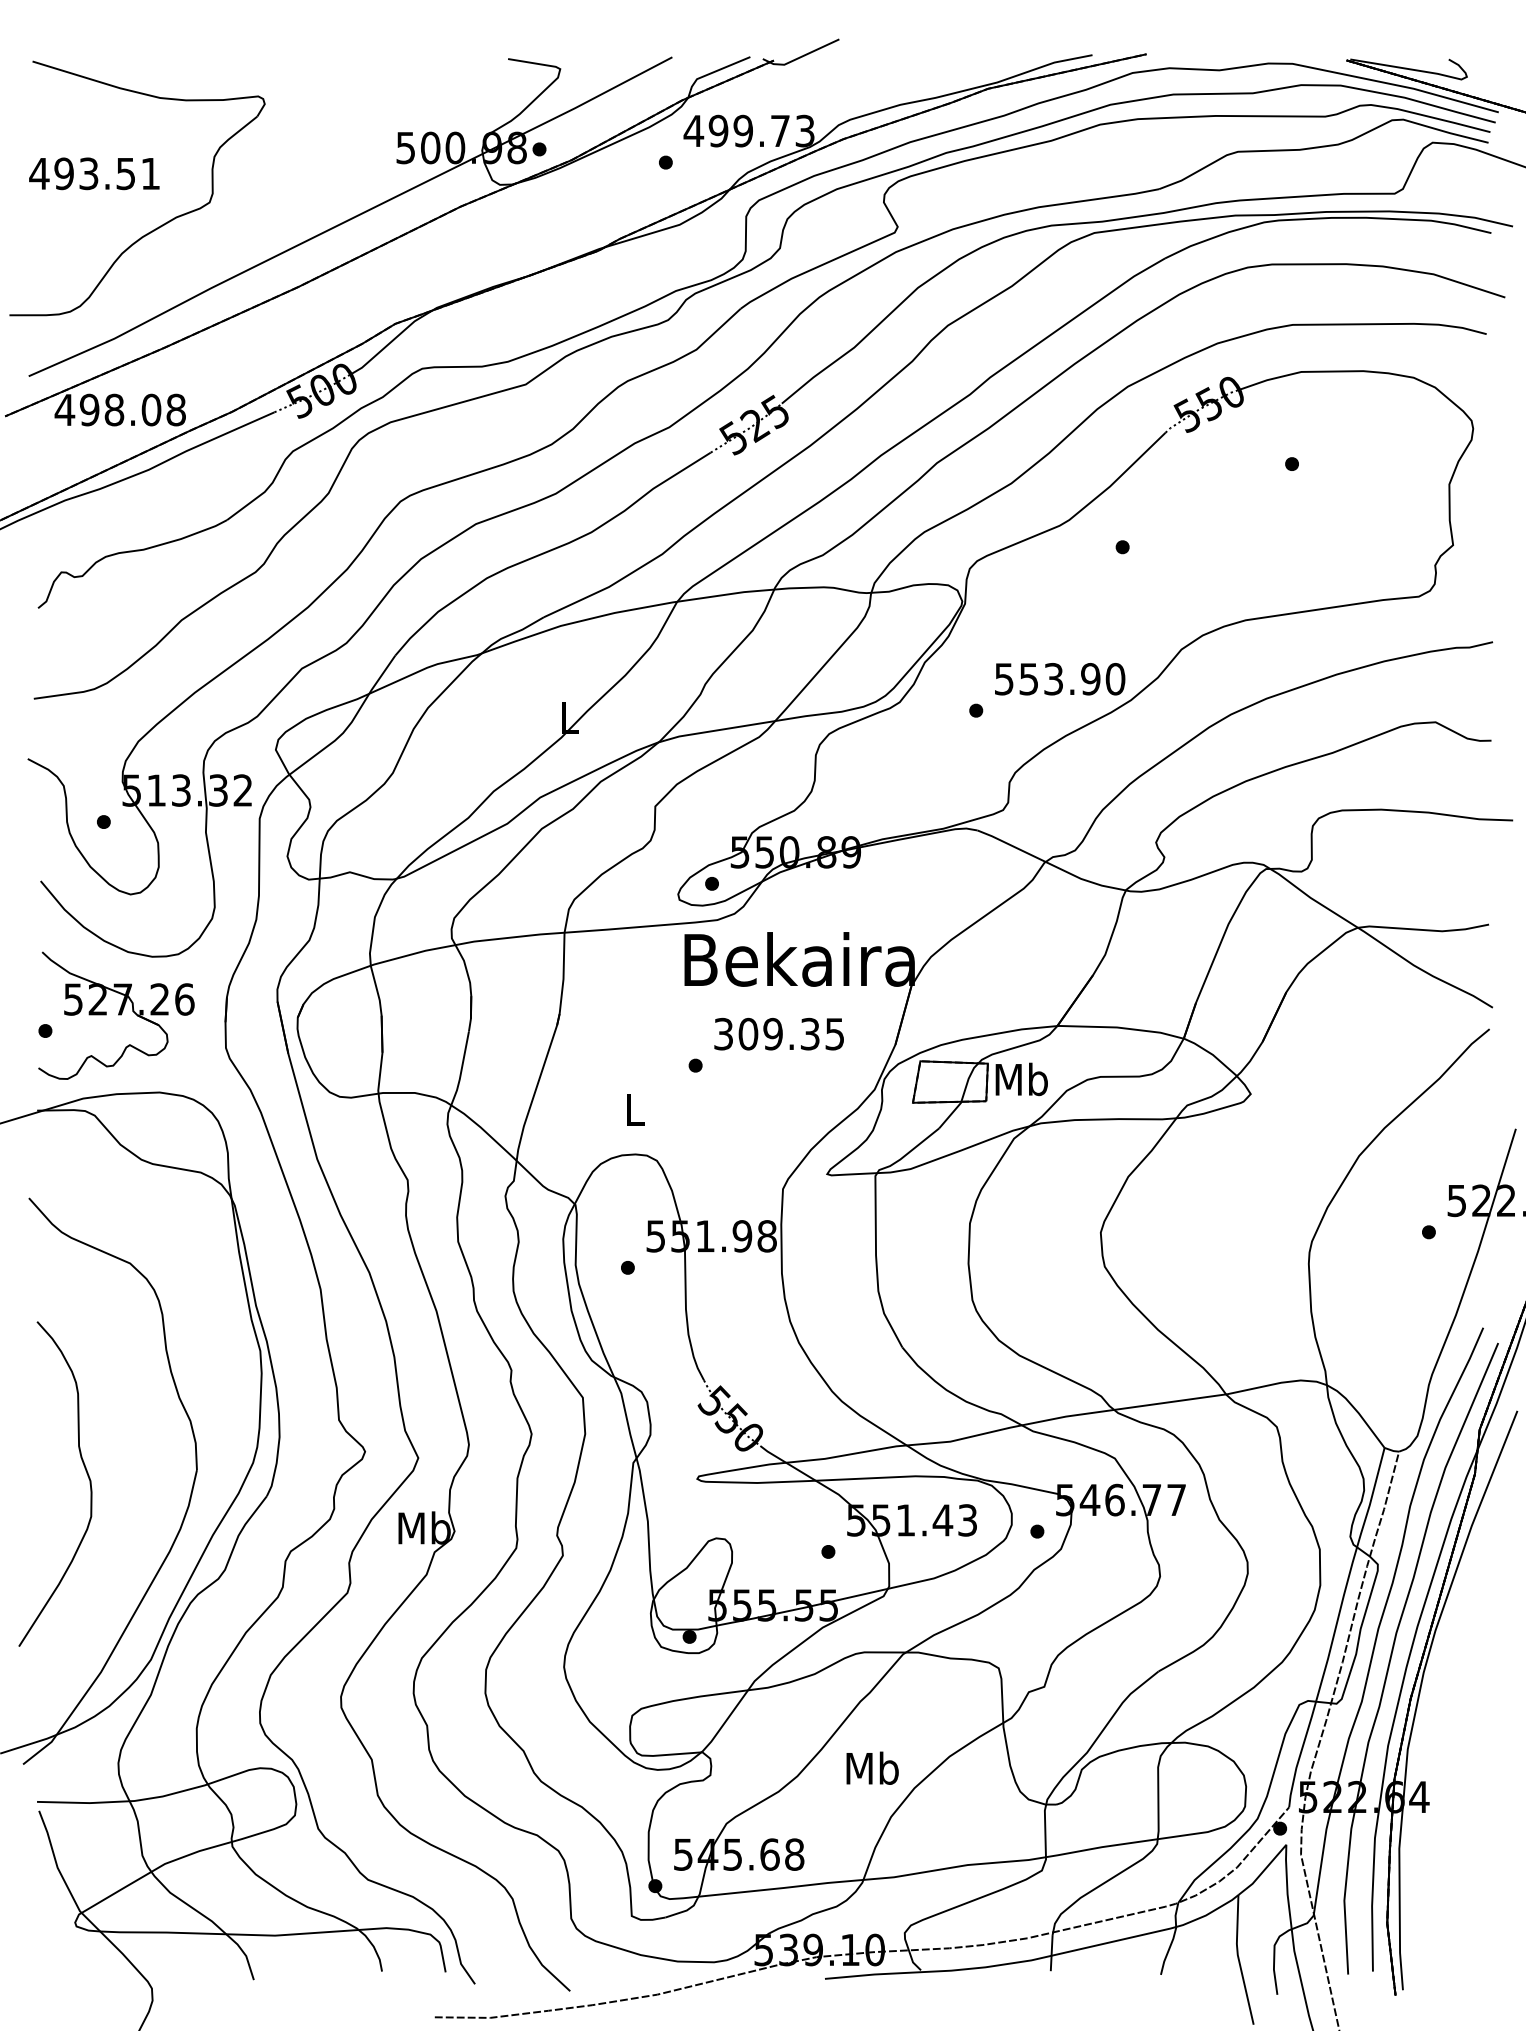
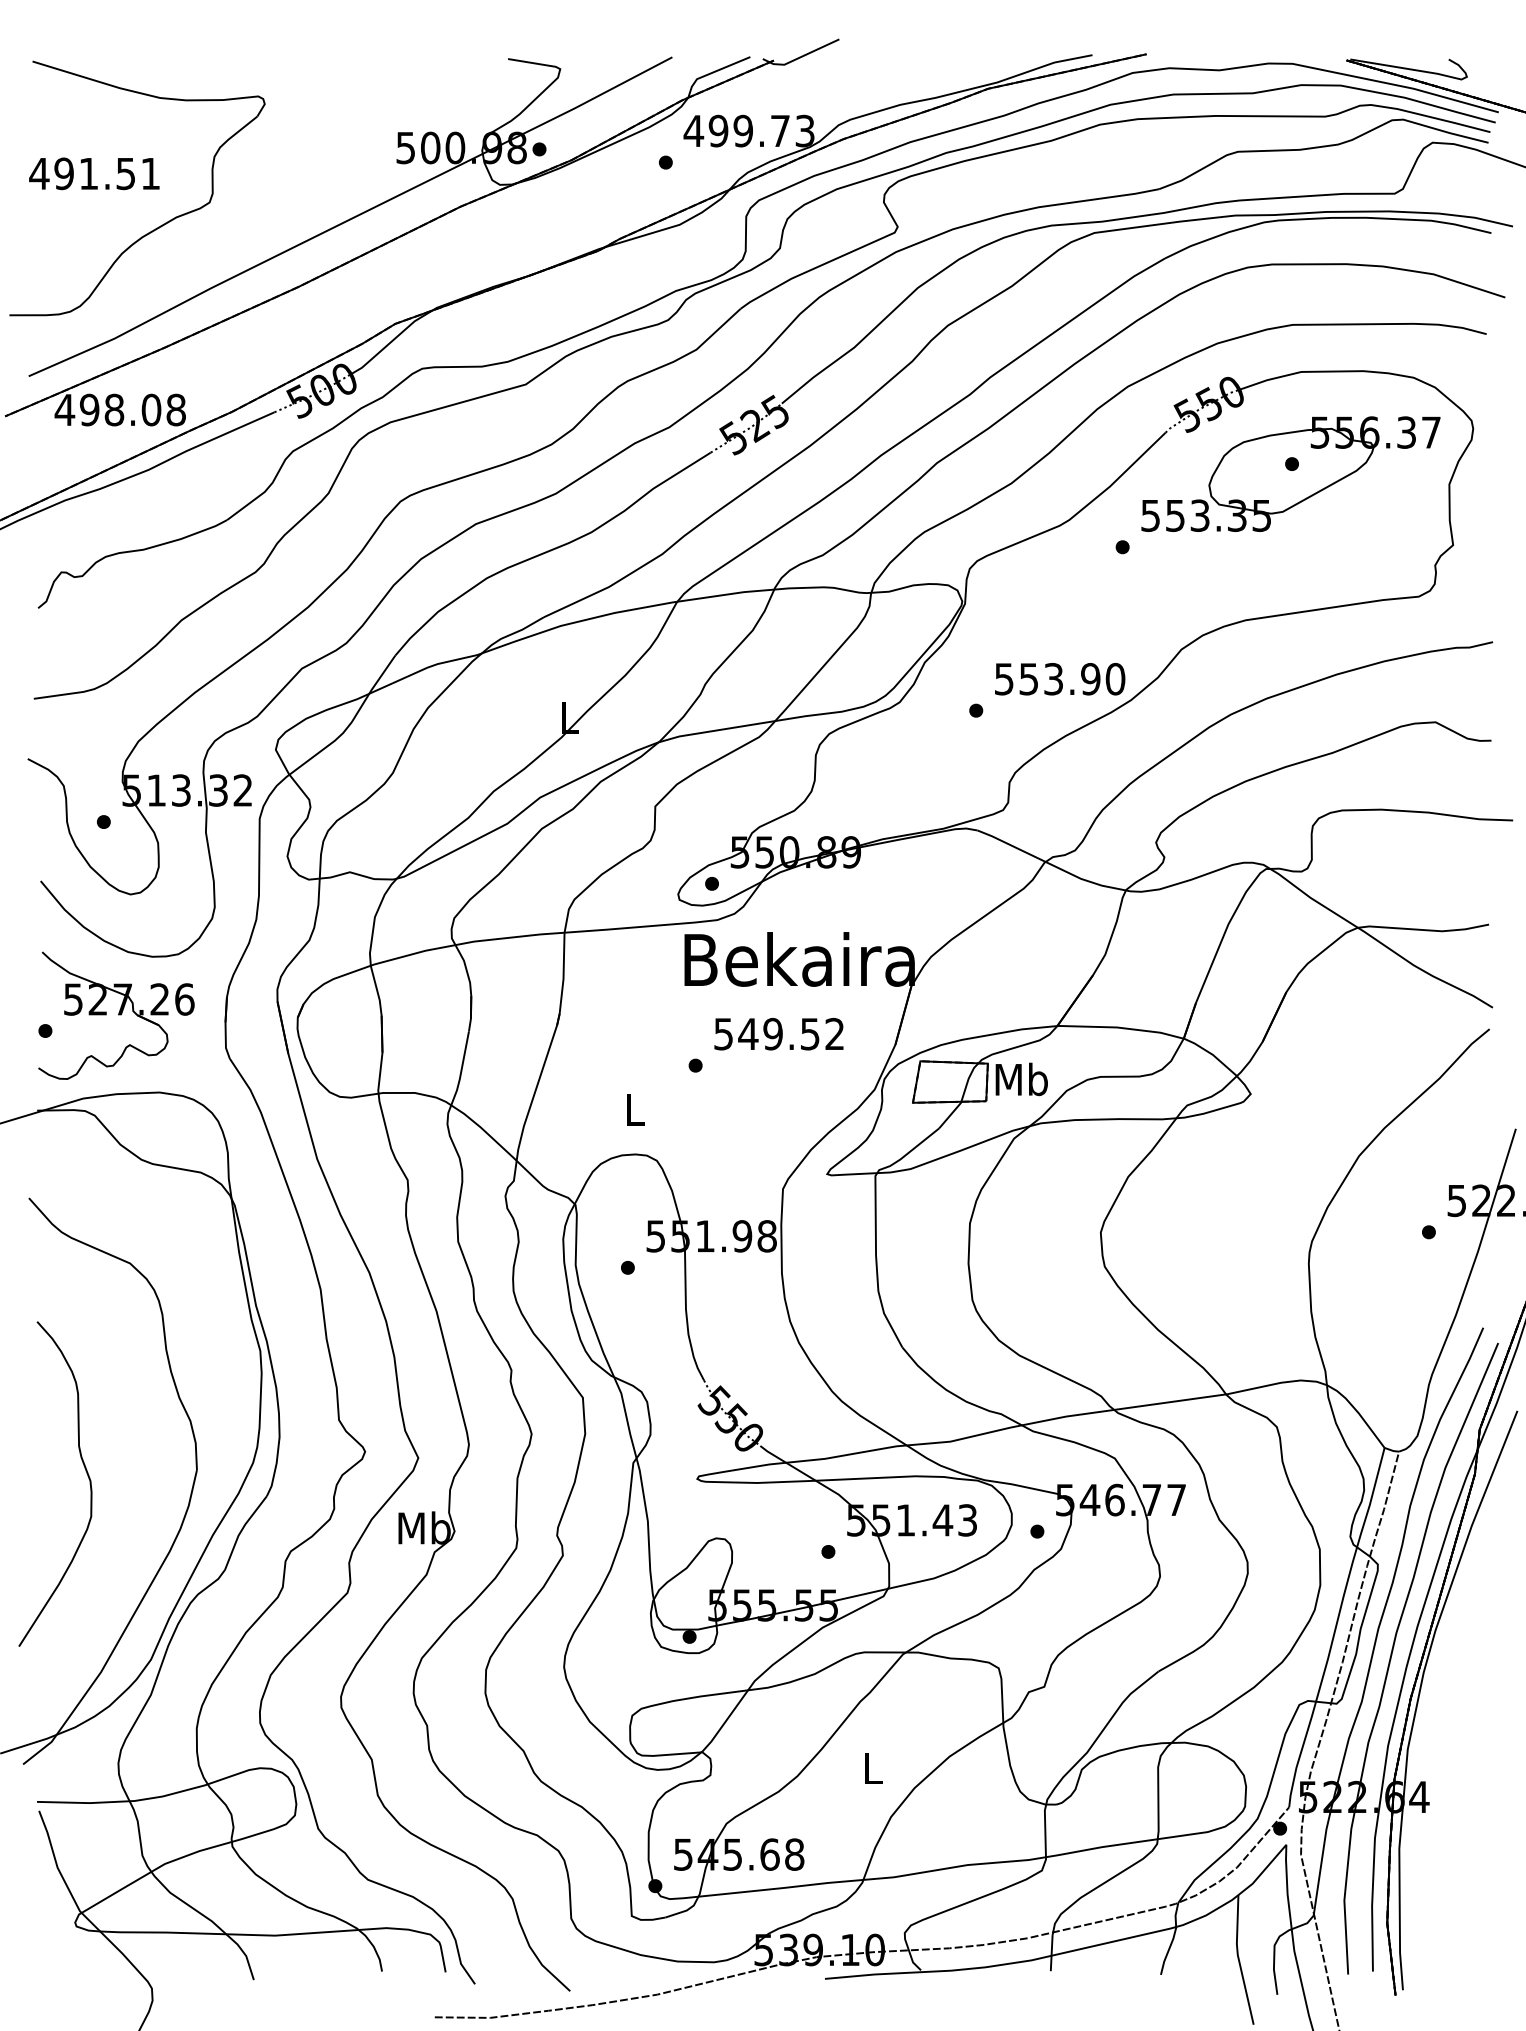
text: 493.51 -> 491.51 (88, 173)
part: none -> present (1290, 473)
text: 309.35 -> 549.52 (778, 1033)
text: Mb -> L (872, 1767)
